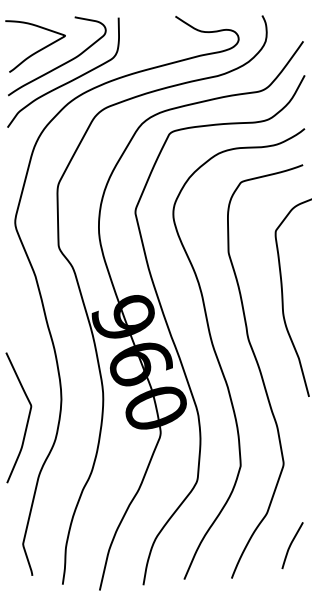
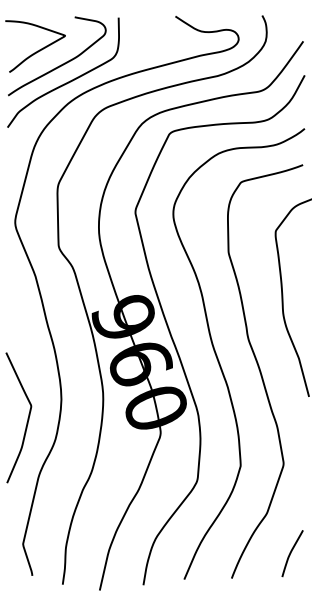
curve position: (291, 545) -> (291, 553) (291, 553)
